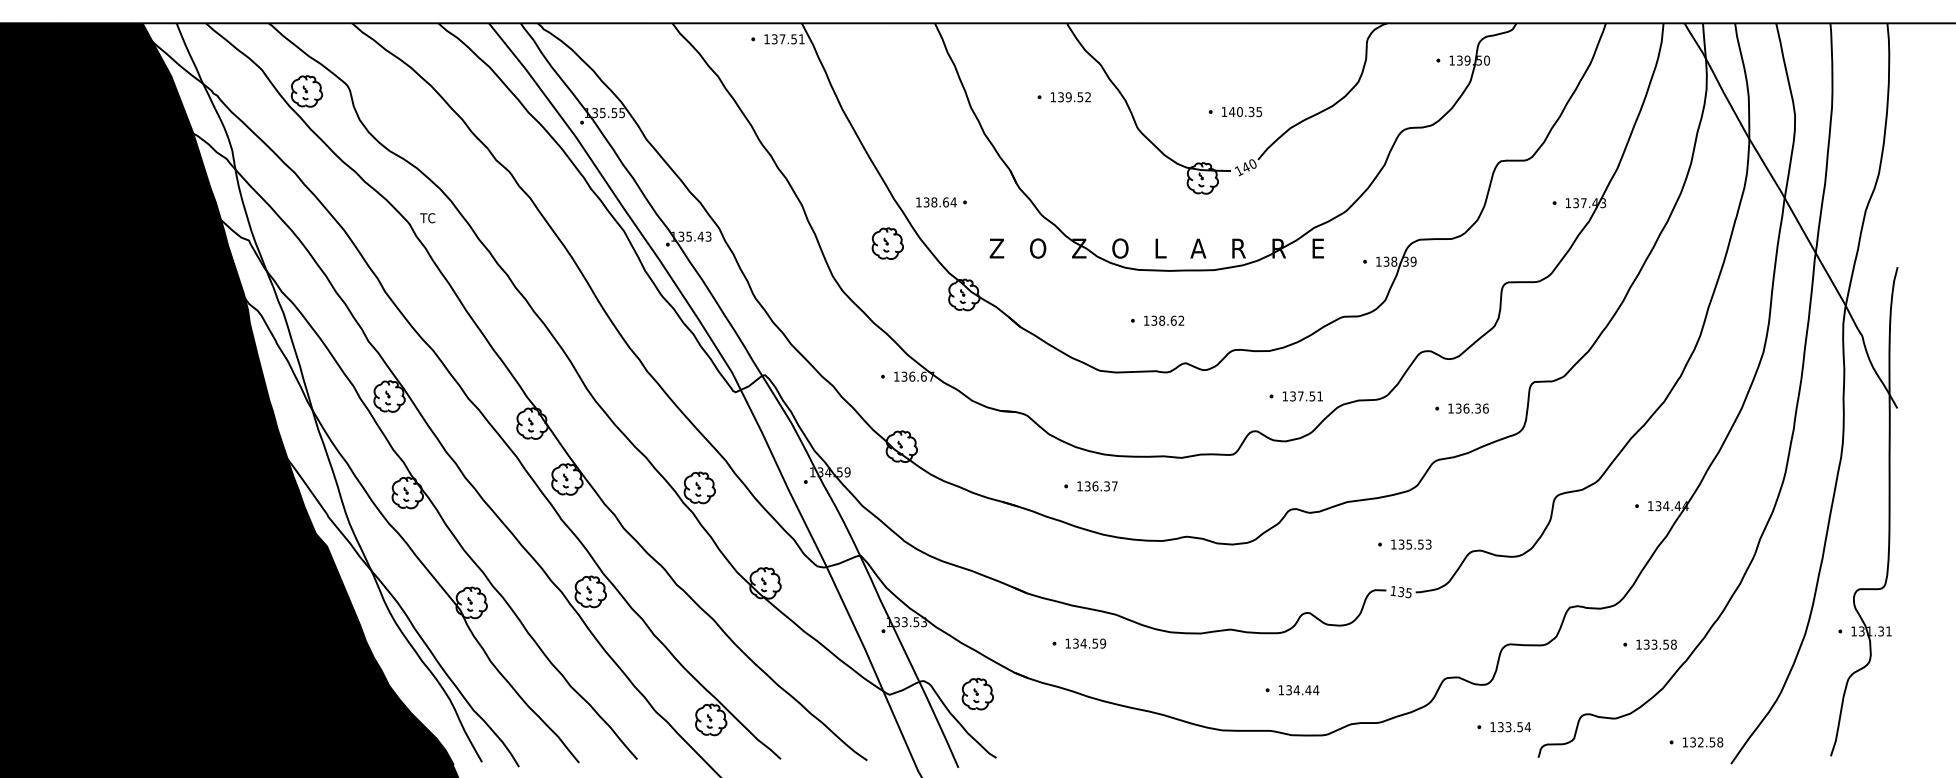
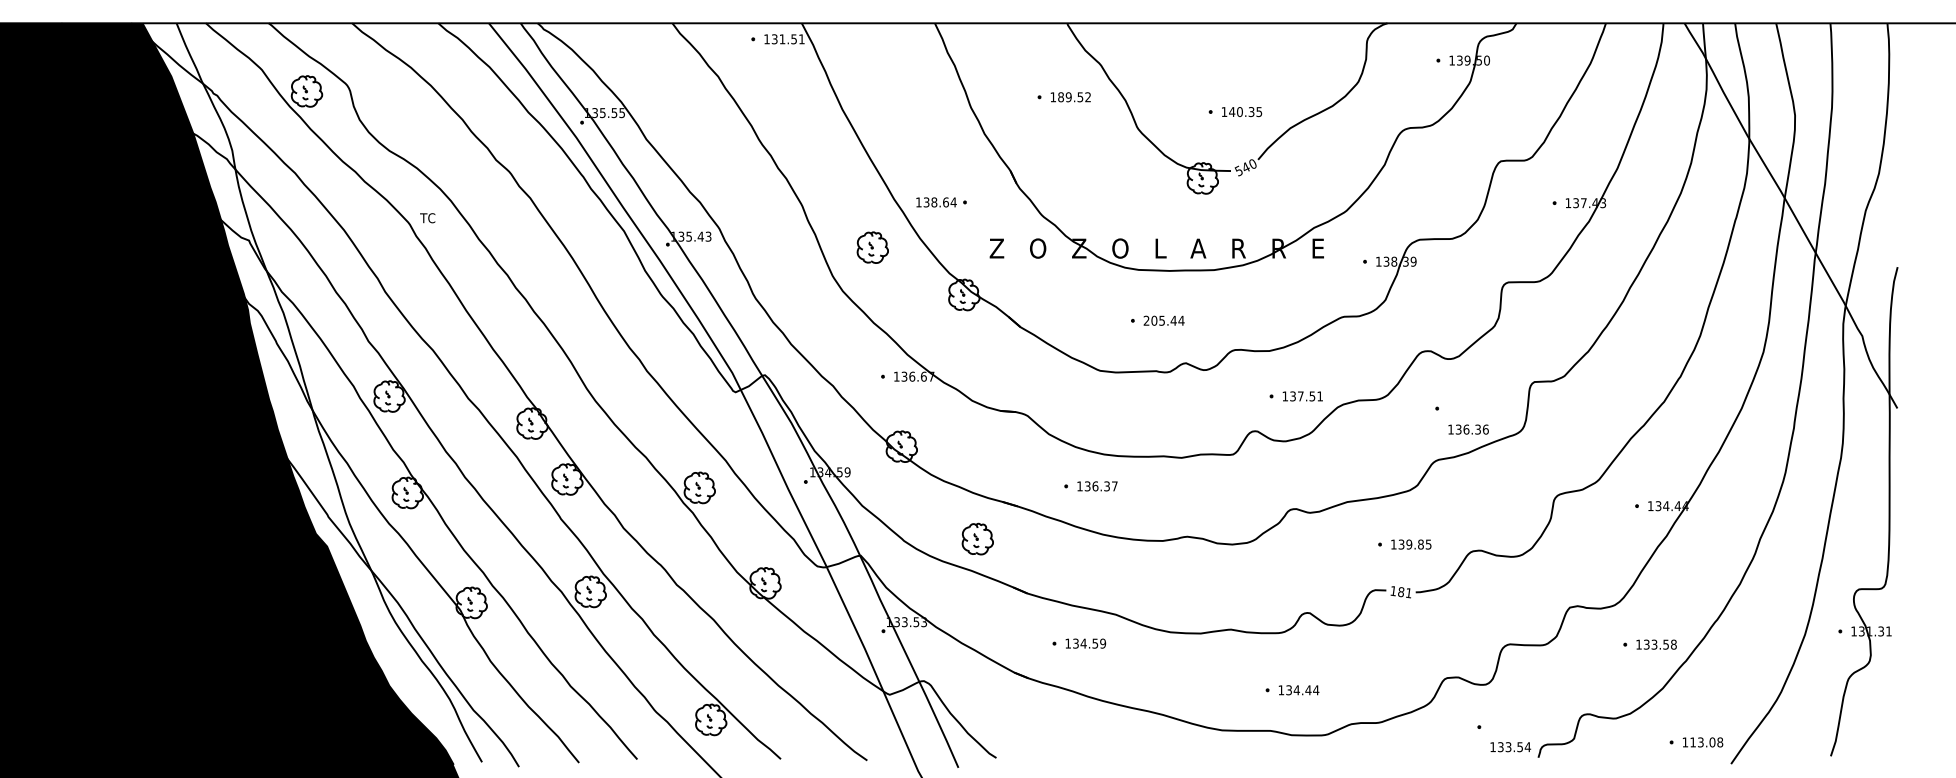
text: 137.51 -> 131.51 (782, 39)
text: 139.52 -> 189.52 (1061, 97)
text: 140 -> 540 (1238, 170)
part position: (887, 243) -> (872, 247) (872, 247)
text: 138.62 -> 205.44 (1163, 320)
text position: (1468, 408) -> (1468, 429) (1468, 429)
text: 135.53 -> 139.85 (1418, 544)
text: 135 -> 181 (1404, 592)
part position: (977, 693) -> (977, 538) (977, 538)
text position: (1510, 727) -> (1510, 747) (1510, 747)
text: 132.58 -> 113.08 (1702, 742)
